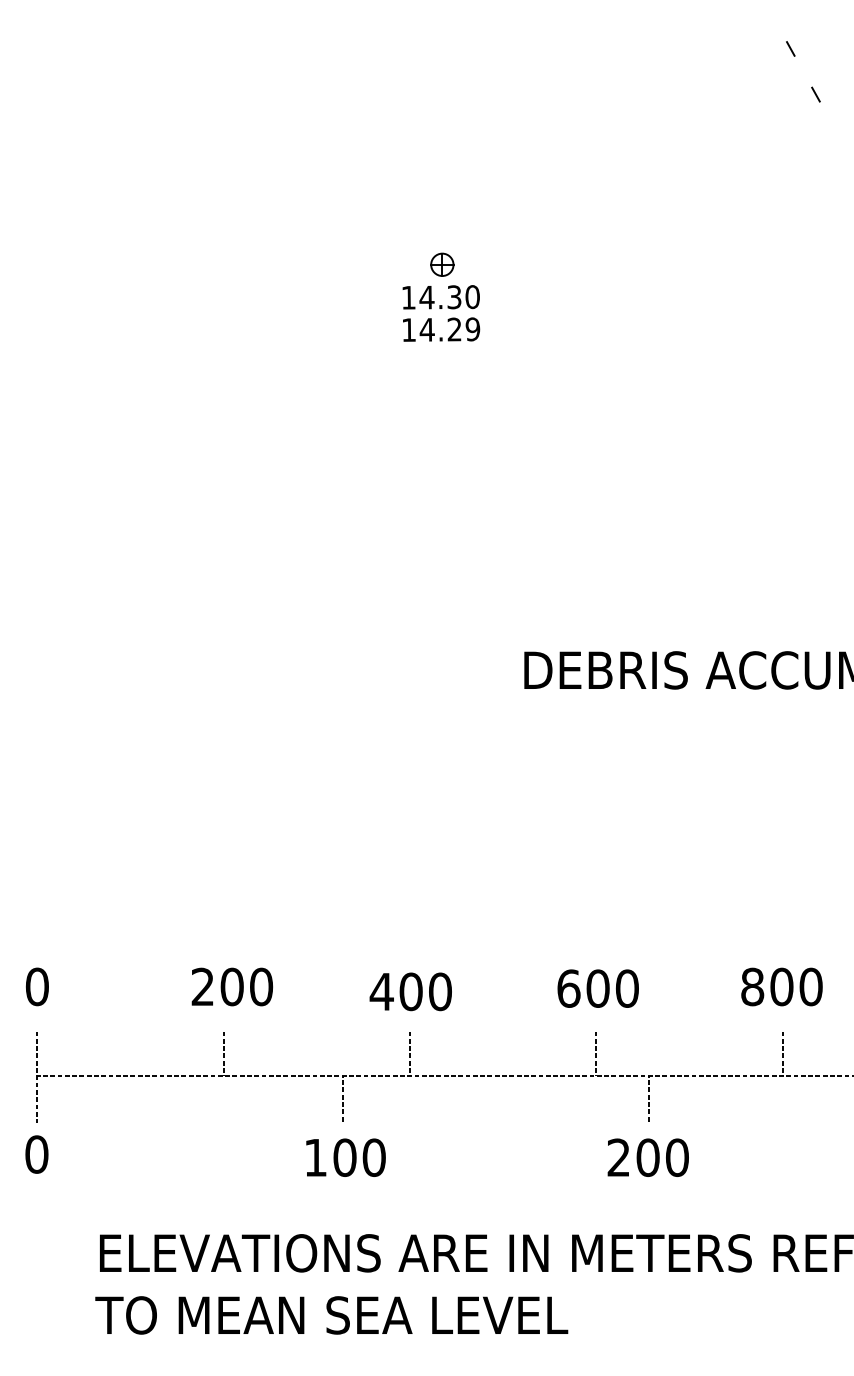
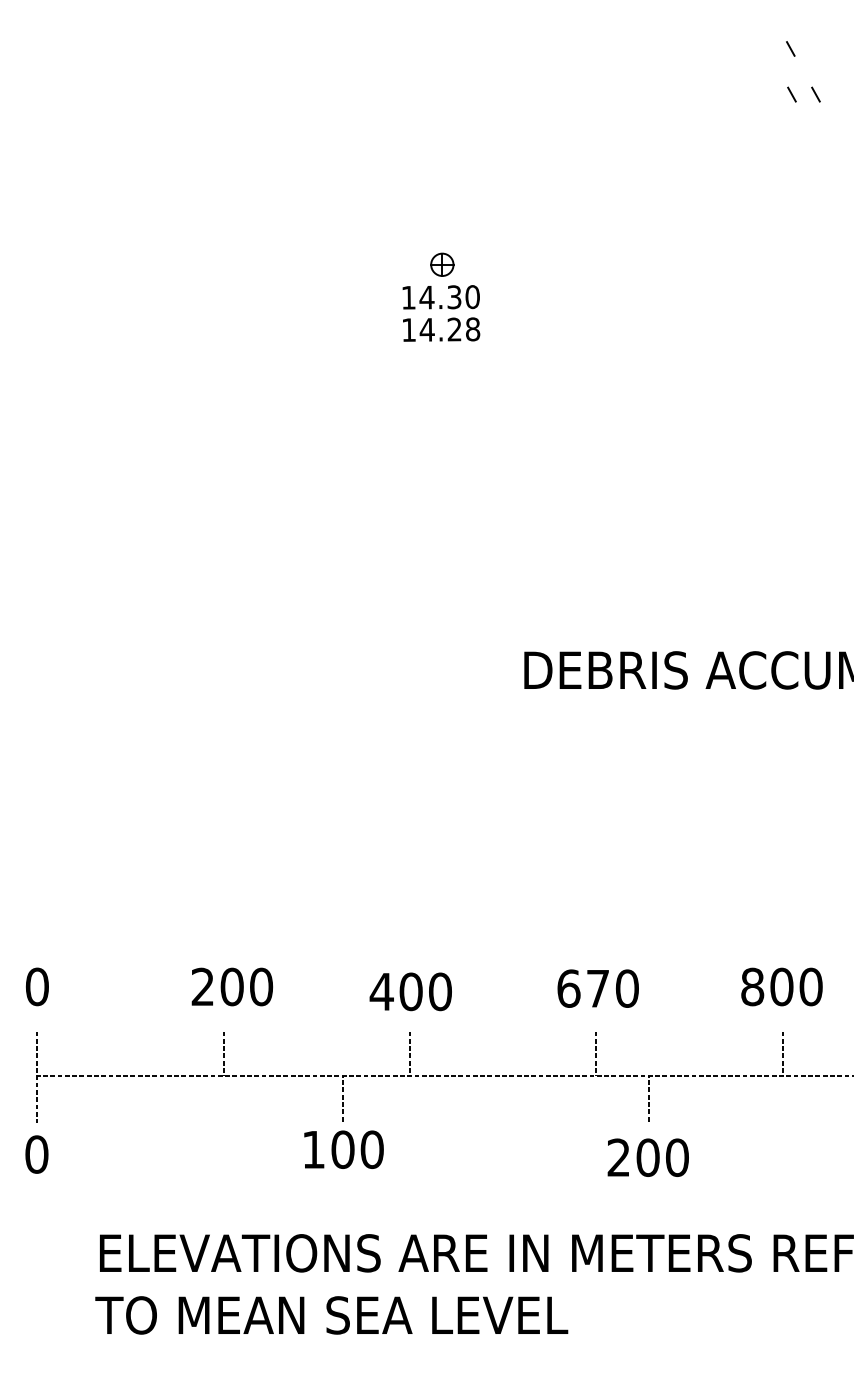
line: none -> present (791, 94)
text: 14.29 -> 14.28 (472, 329)
text: 600 -> 670 (597, 988)
text position: (345, 1157) -> (343, 1149) (343, 1149)
